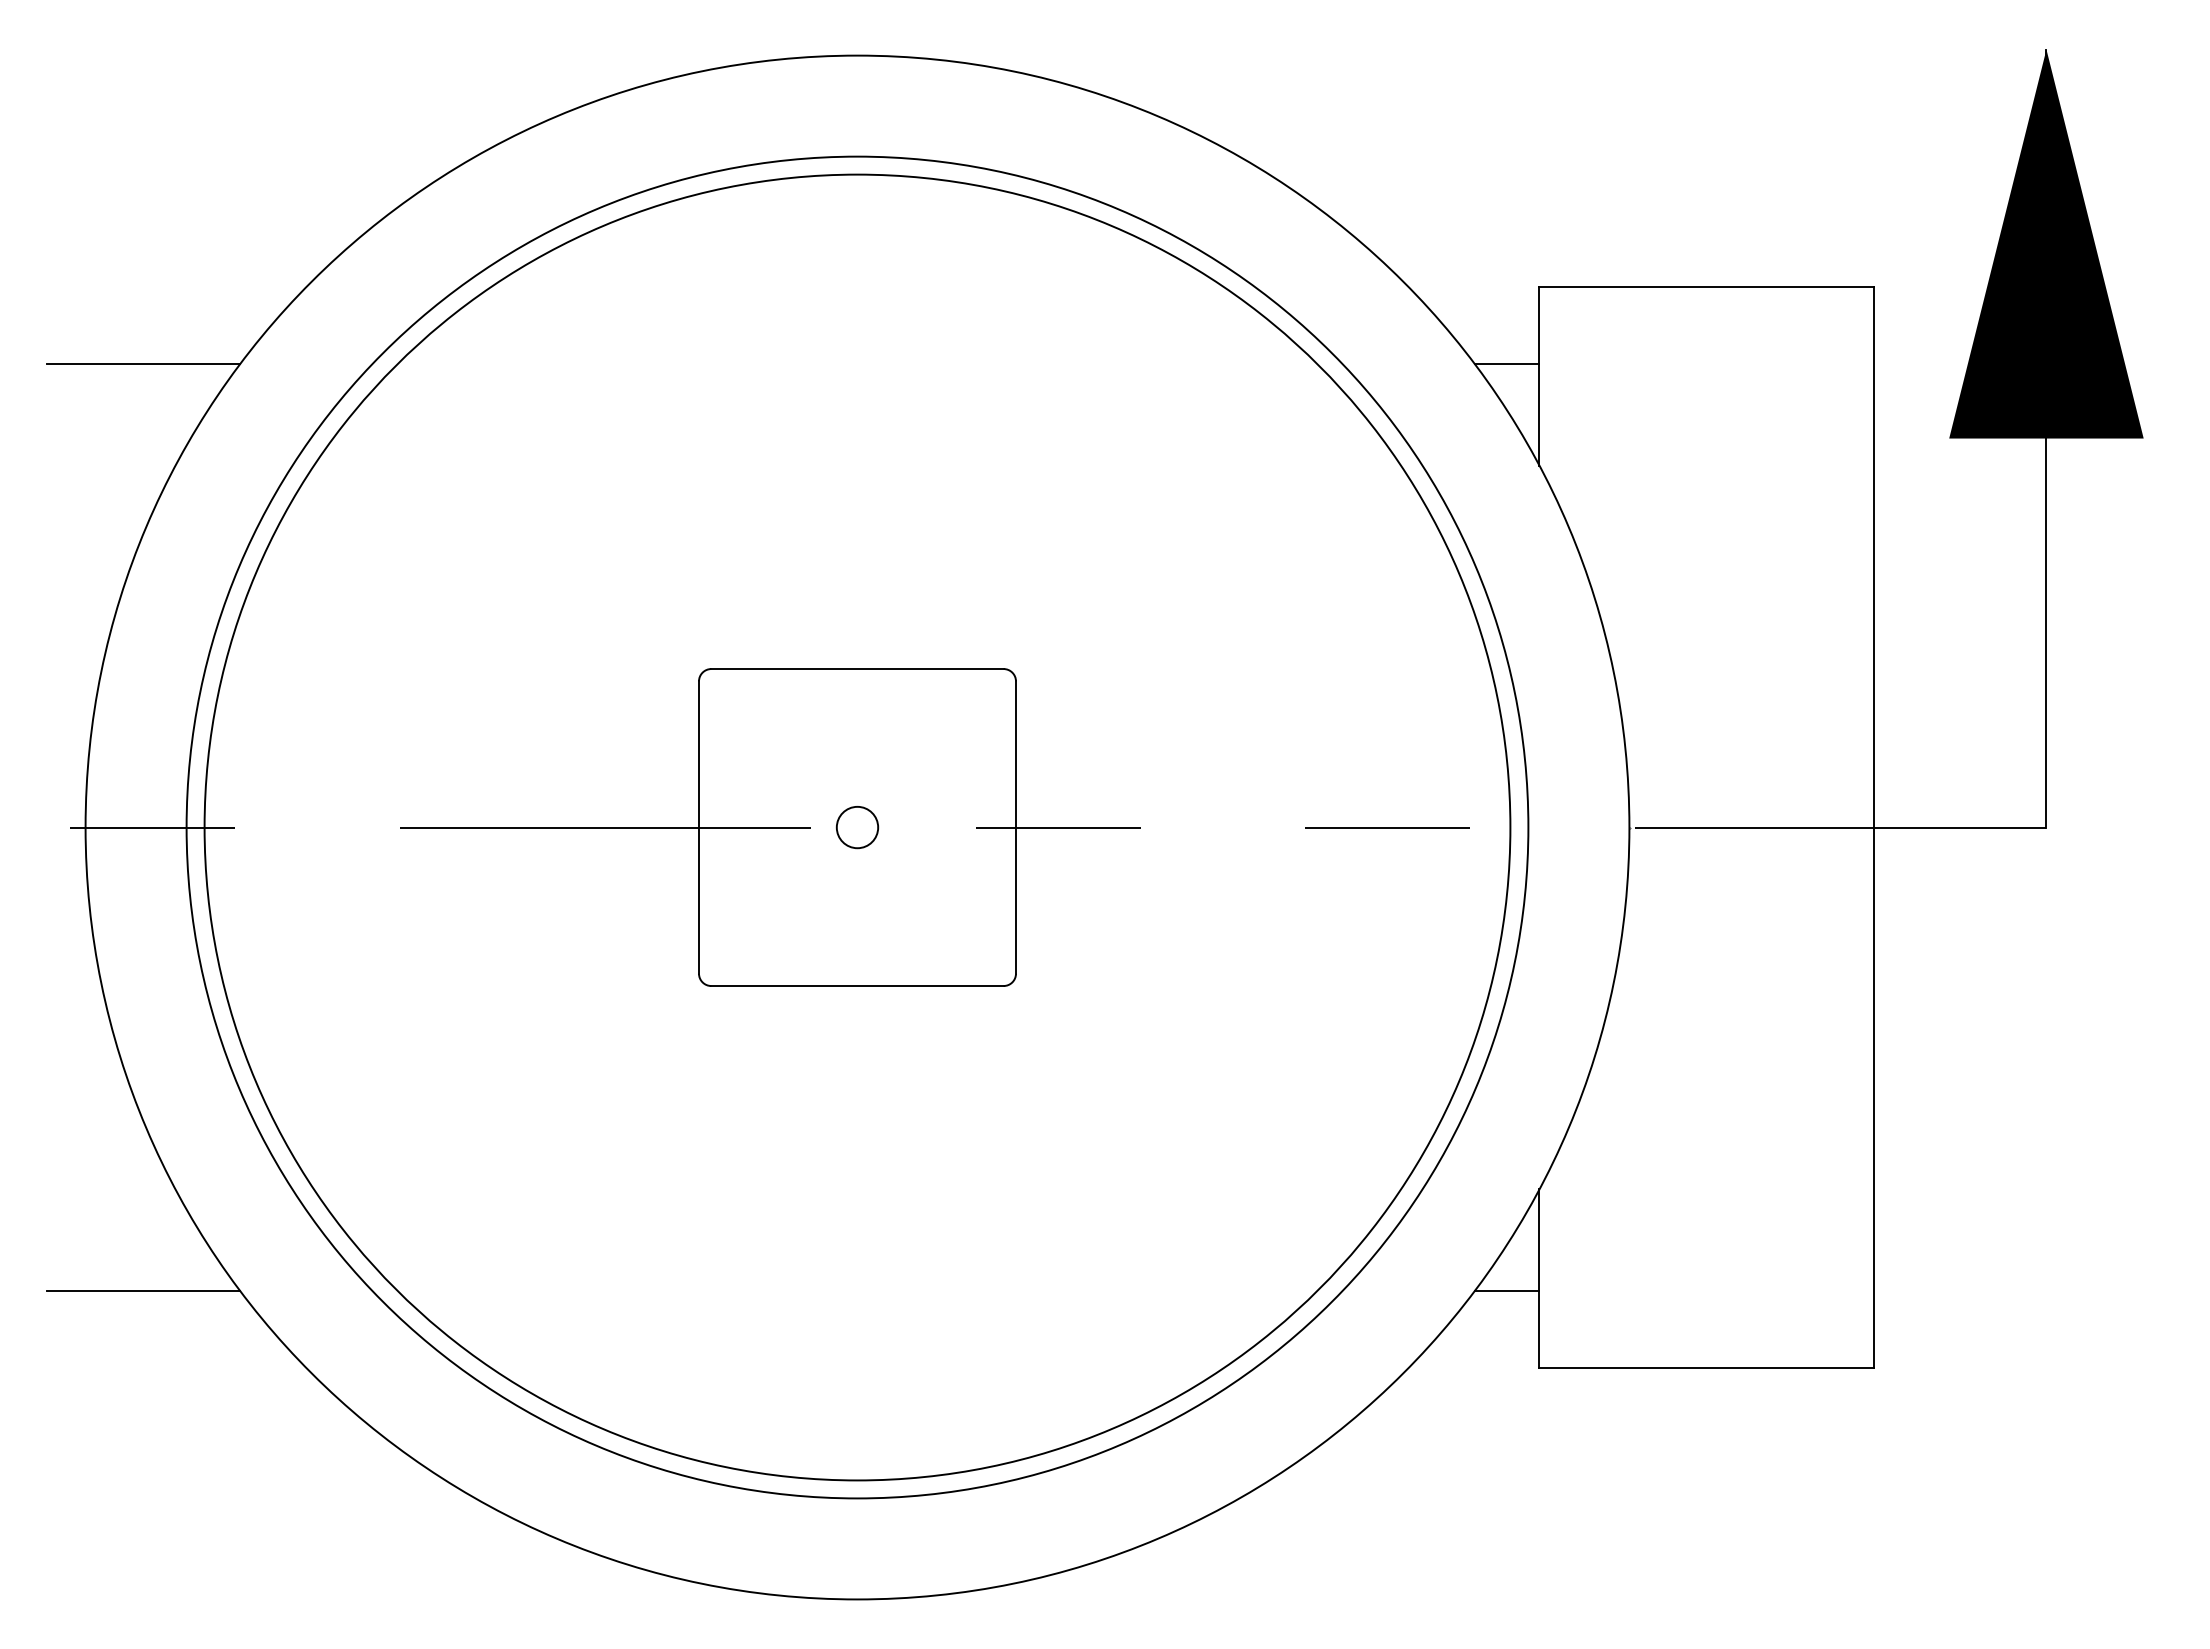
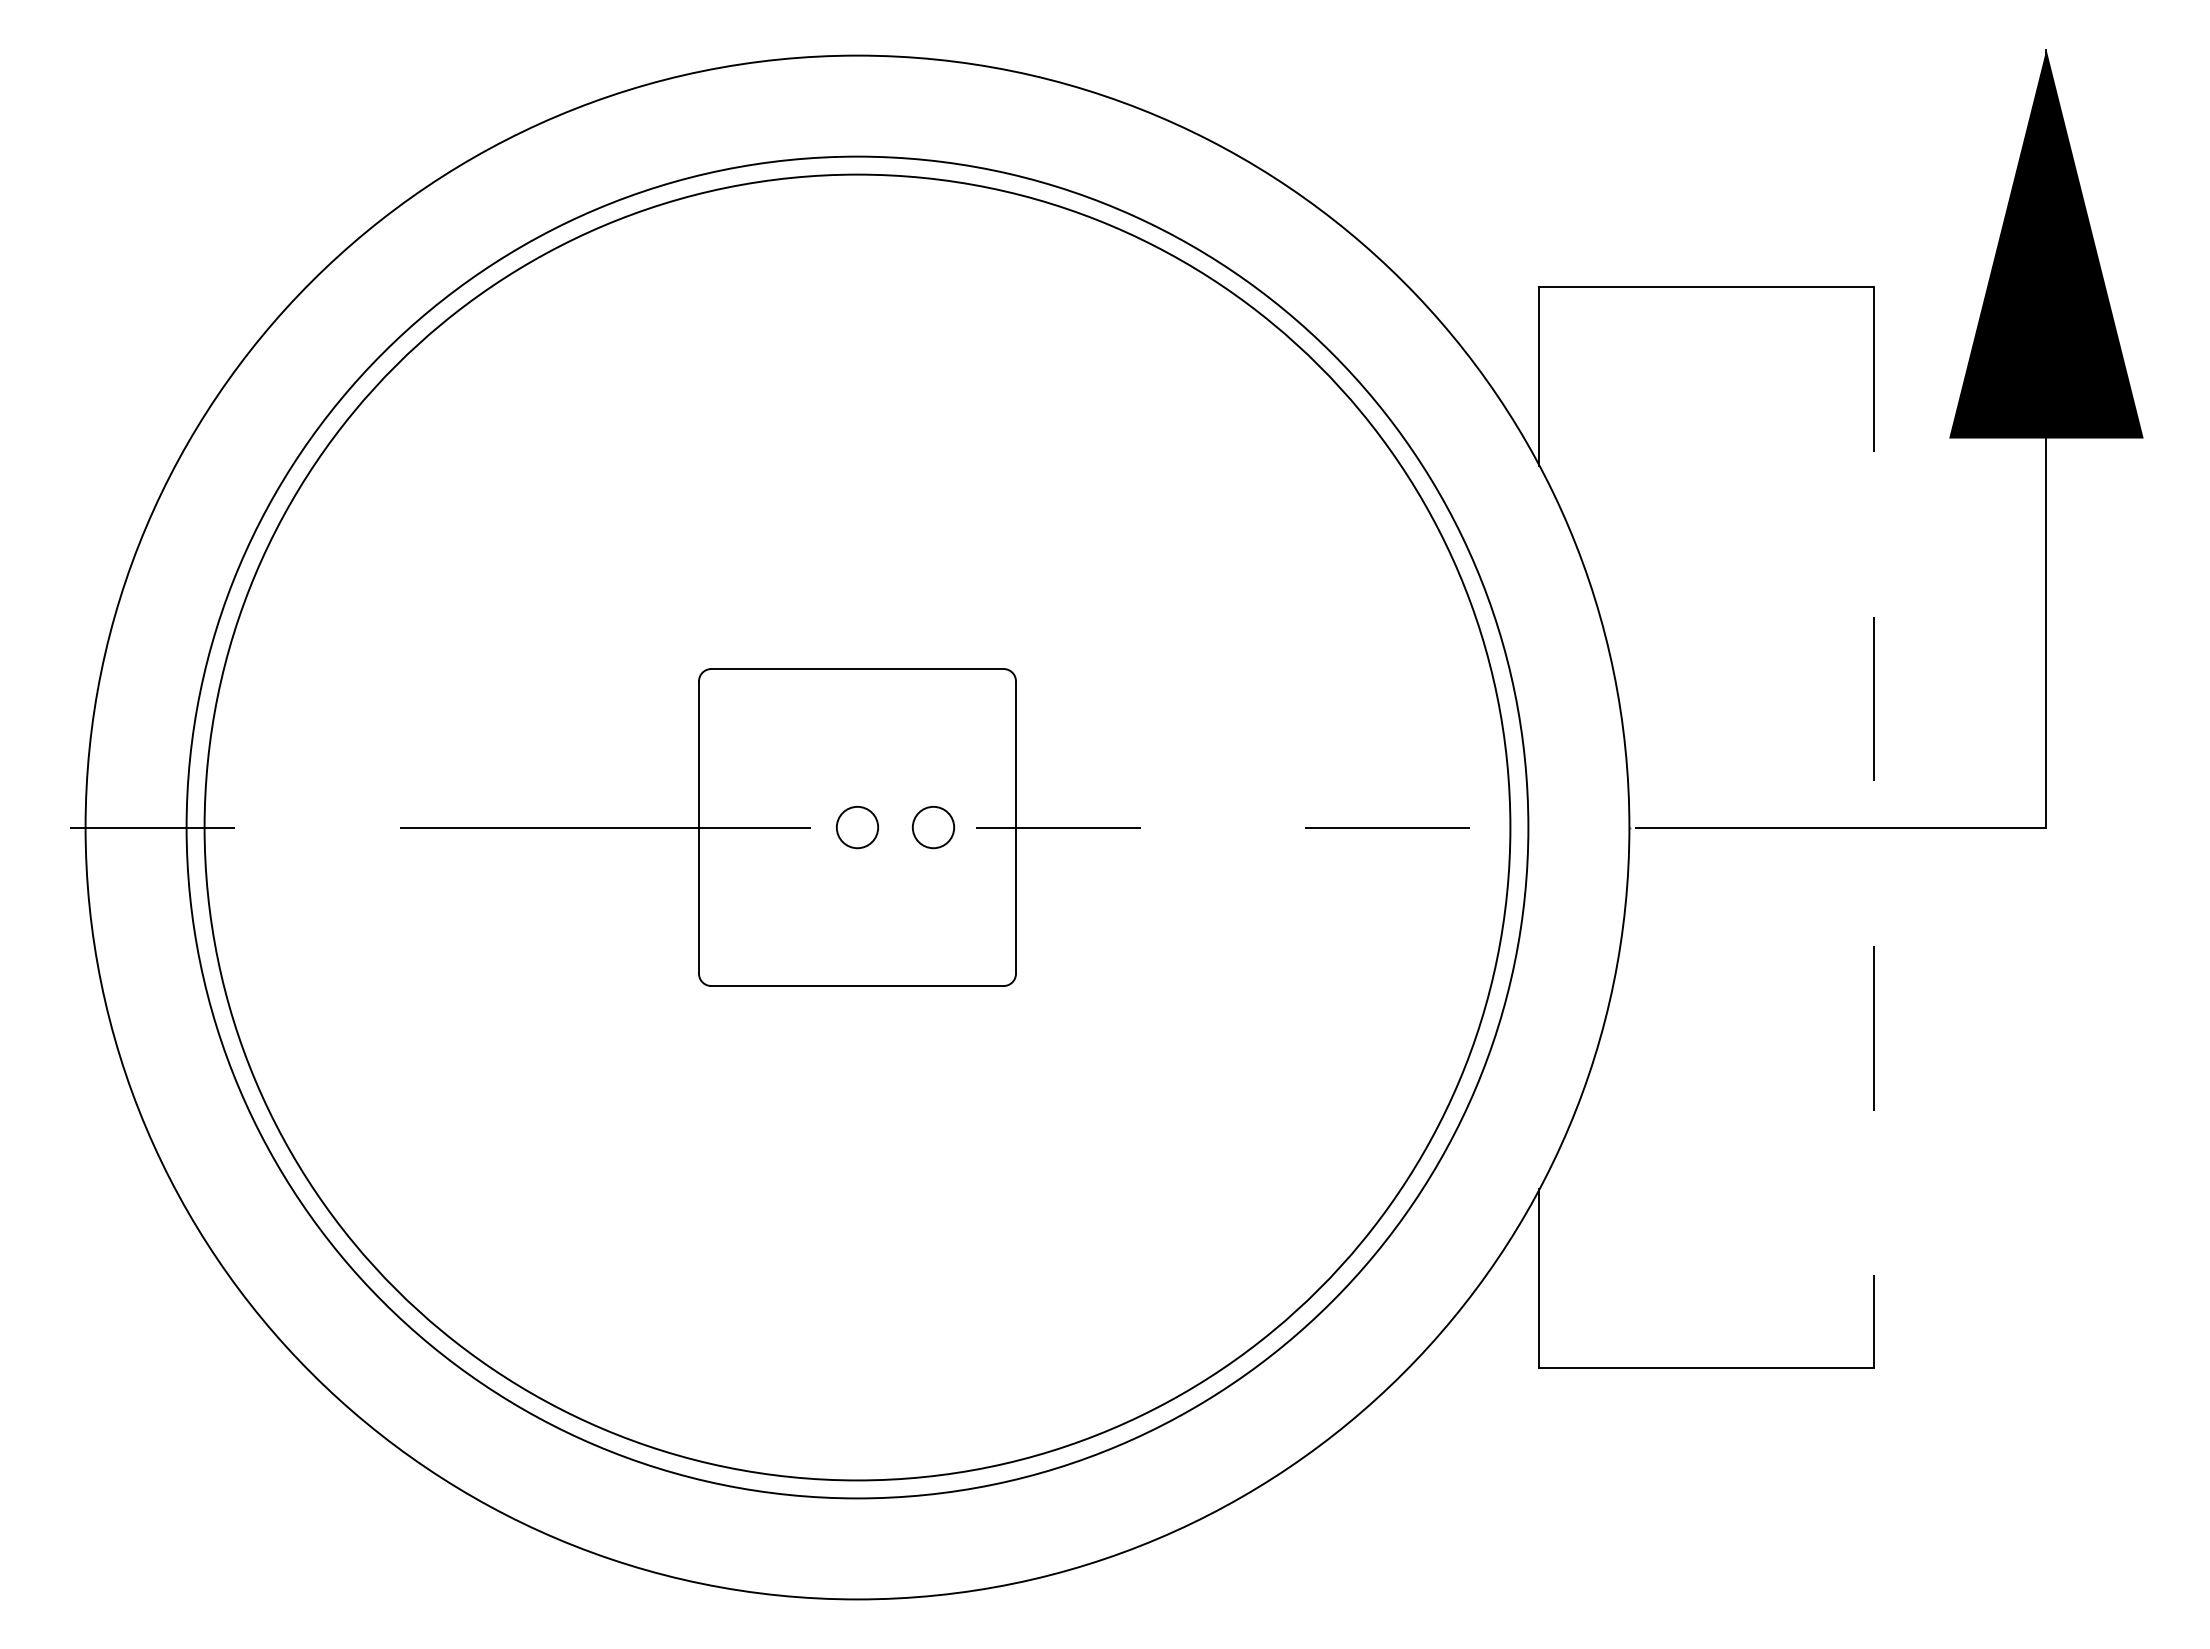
line: present -> none (143, 364)
line: present -> none (1507, 364)
circle: none -> present (933, 827)
line: solid -> dashed (1873, 828)
line: present -> none (143, 1290)
line: present -> none (1507, 1290)
